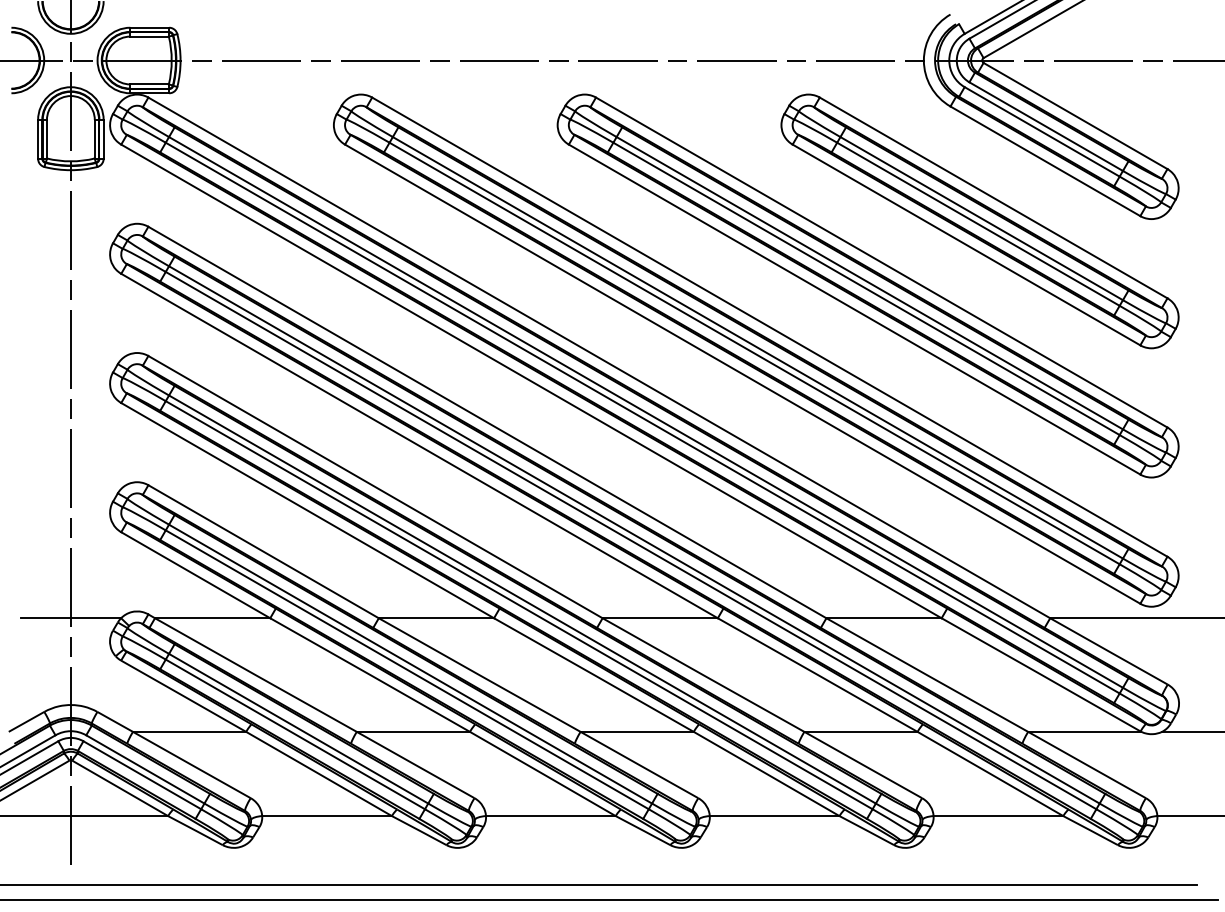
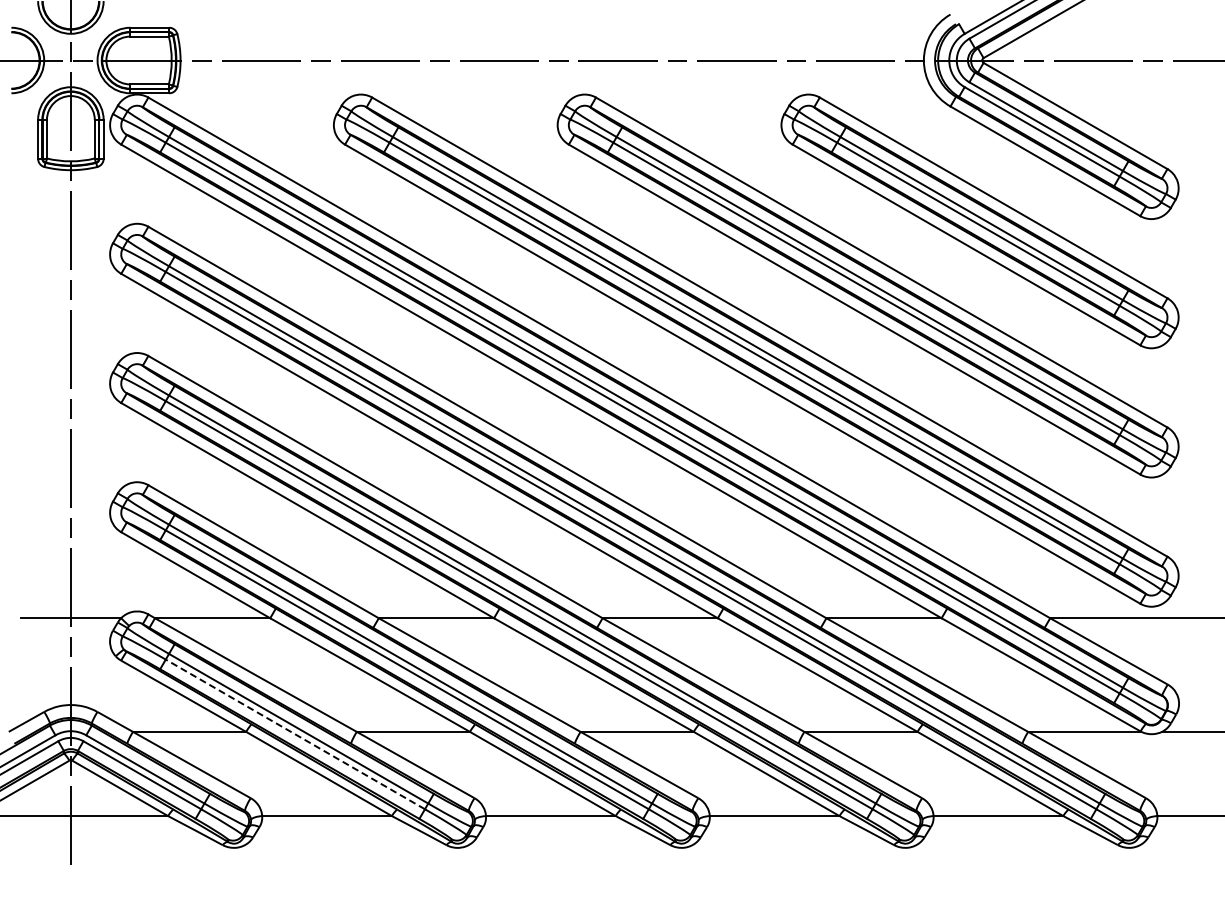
line: solid -> dashed (295, 734)
line: present -> none (599, 884)
line: present -> none (609, 899)
